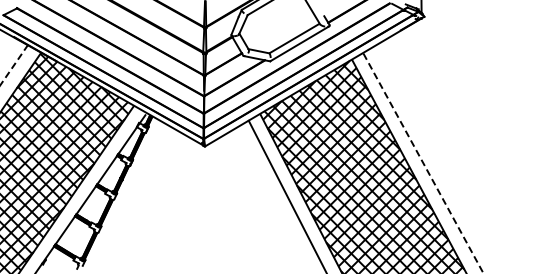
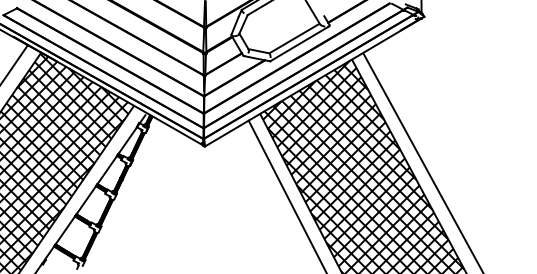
line: dashed -> solid (13, 65)
line: dashed -> solid (423, 164)
